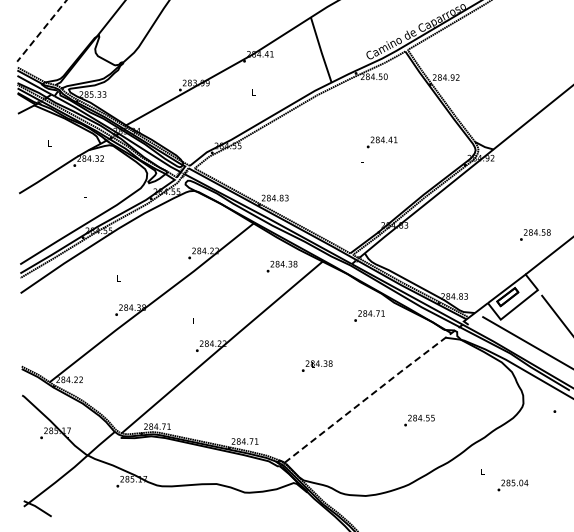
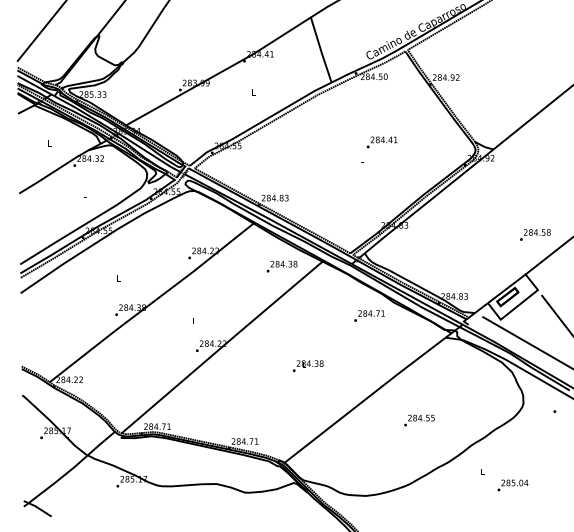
line: dashed -> solid (41, 31)
text position: (316, 365) -> (307, 365) (307, 365)
line: dashed -> solid (374, 392)
